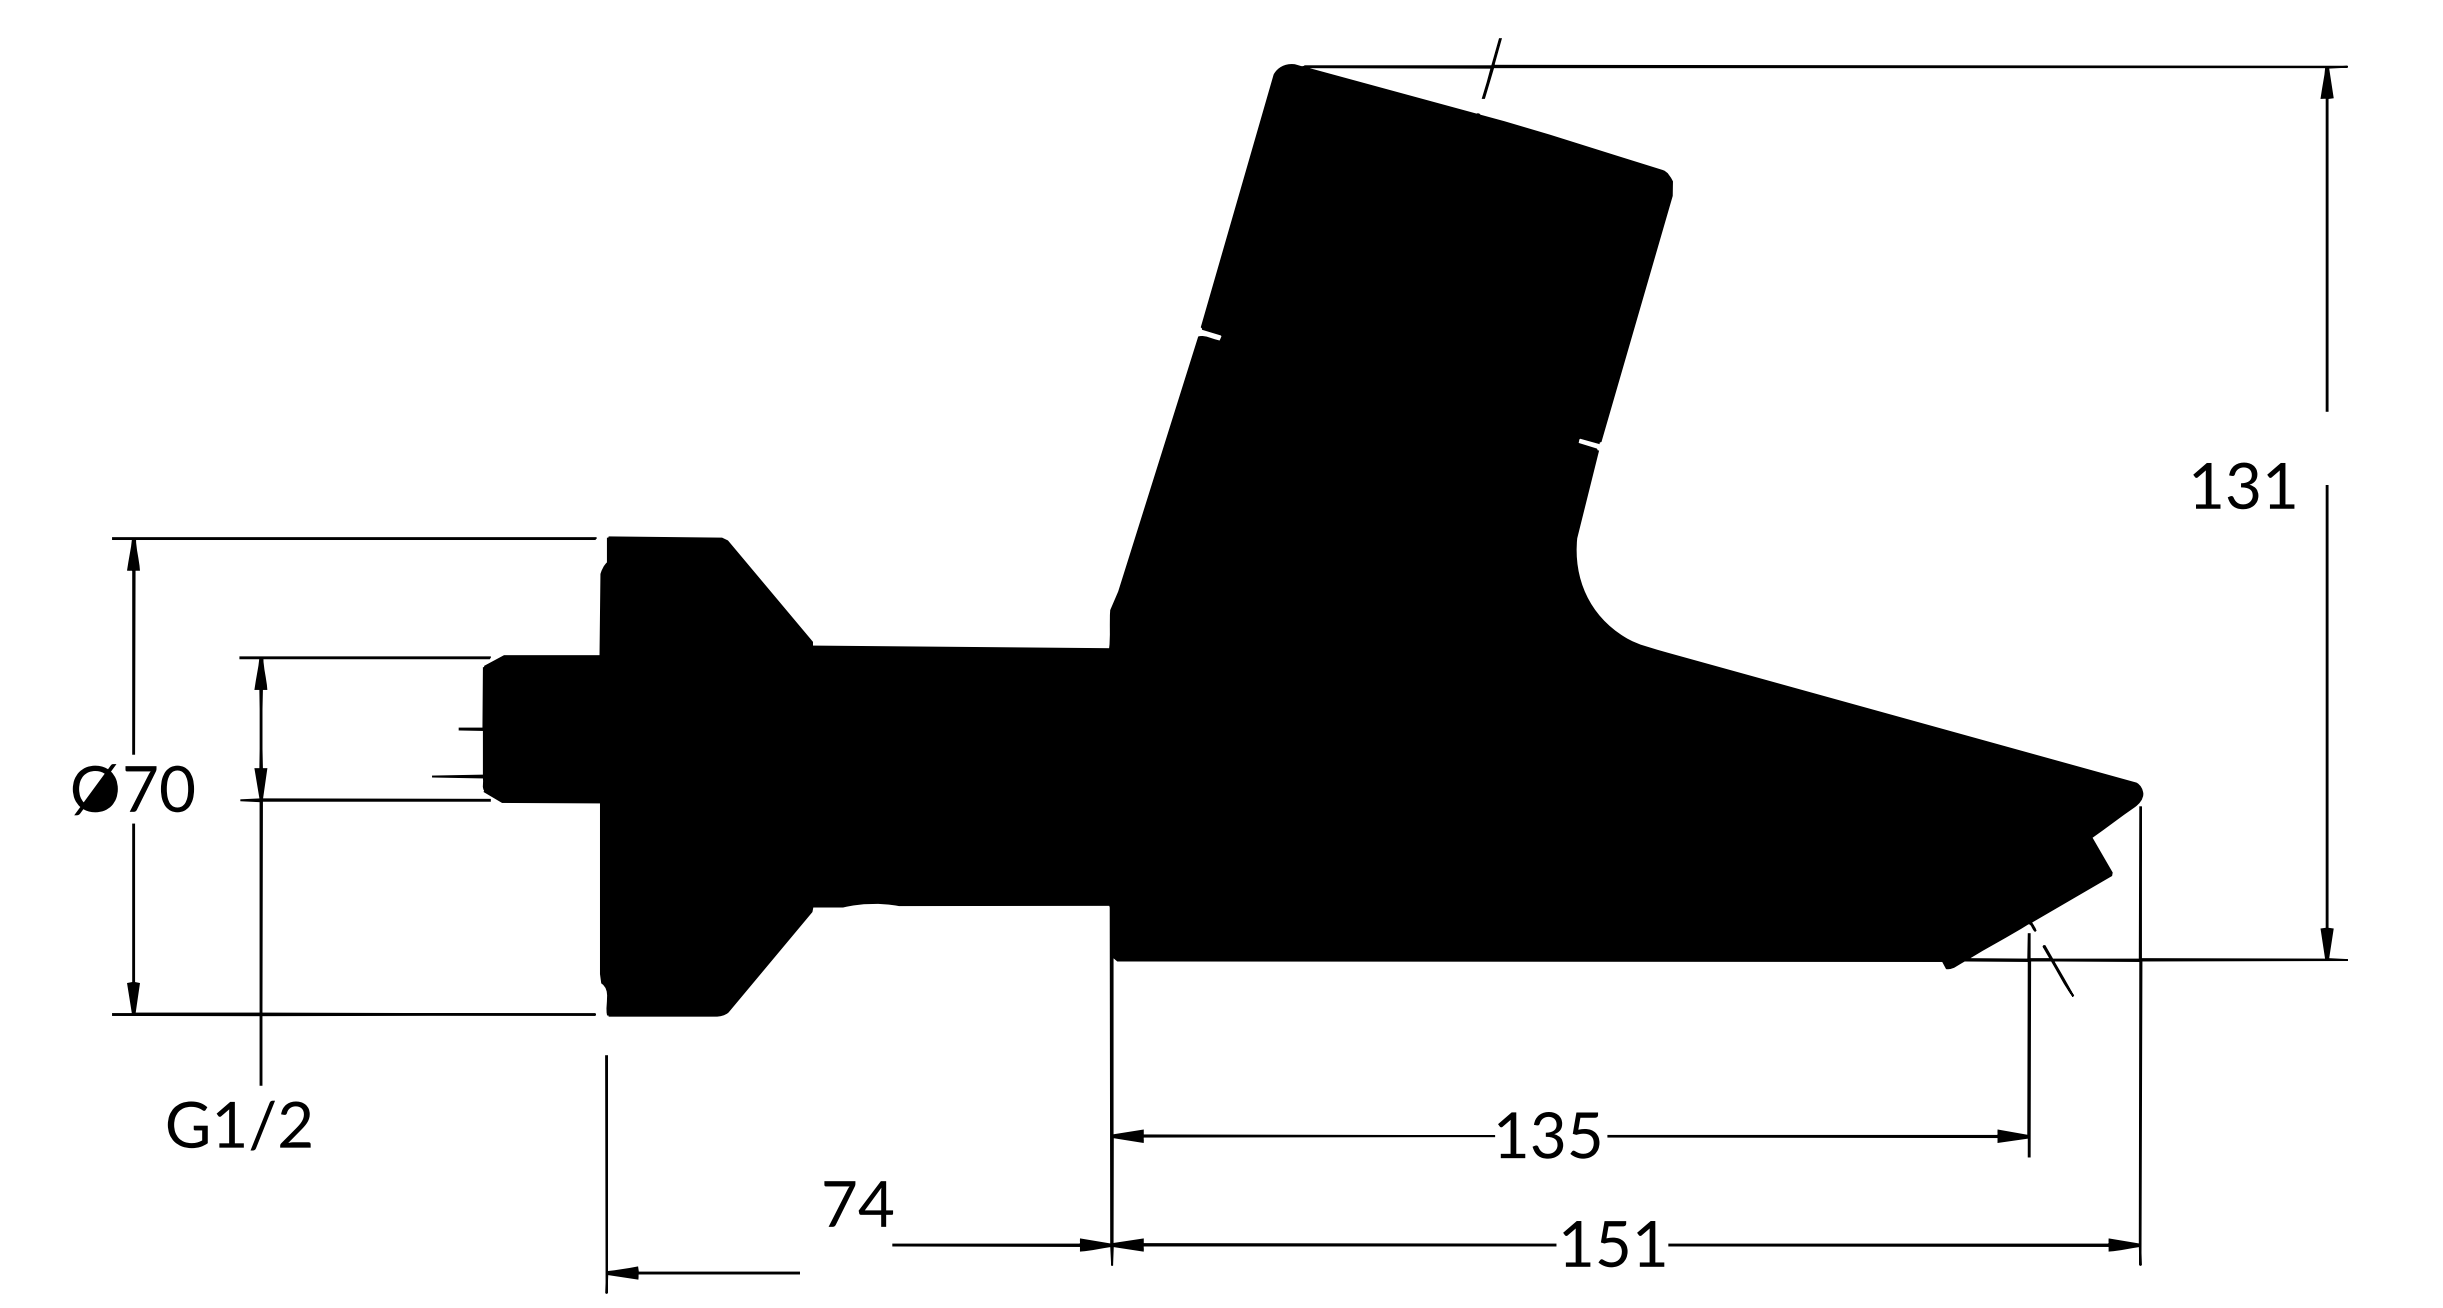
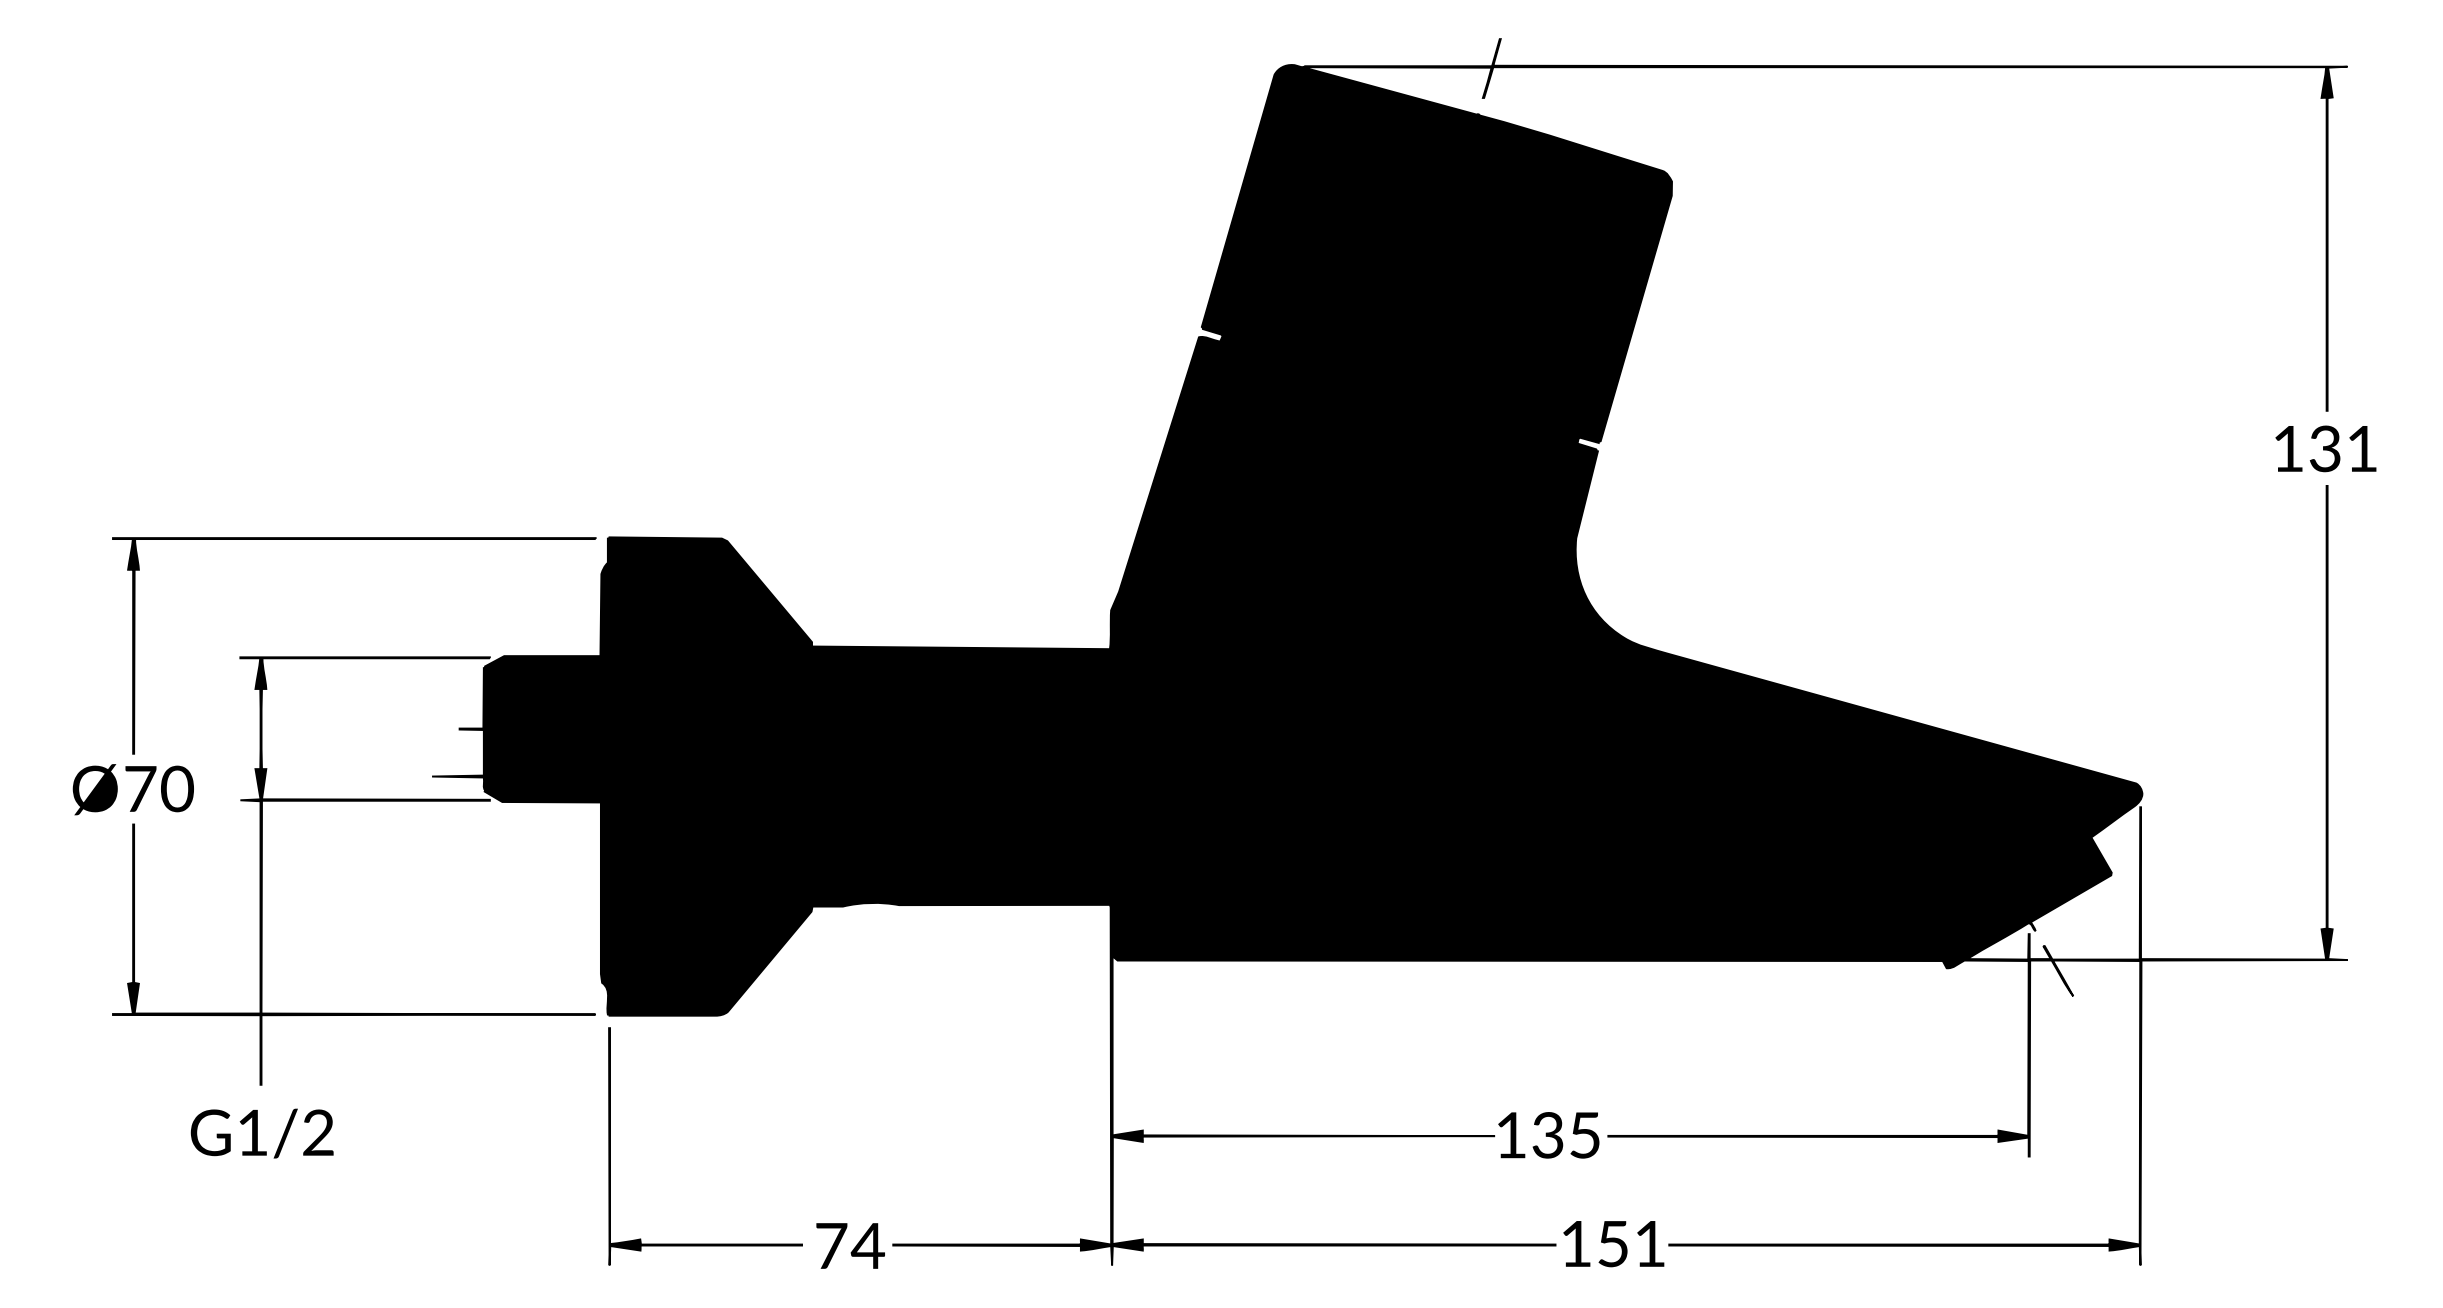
text position: (2243, 485) -> (2325, 448) (2325, 448)
text position: (238, 1125) -> (261, 1133) (261, 1133)
part position: (607, 1174) -> (610, 1146) (610, 1146)
text position: (858, 1203) -> (850, 1245) (850, 1245)
